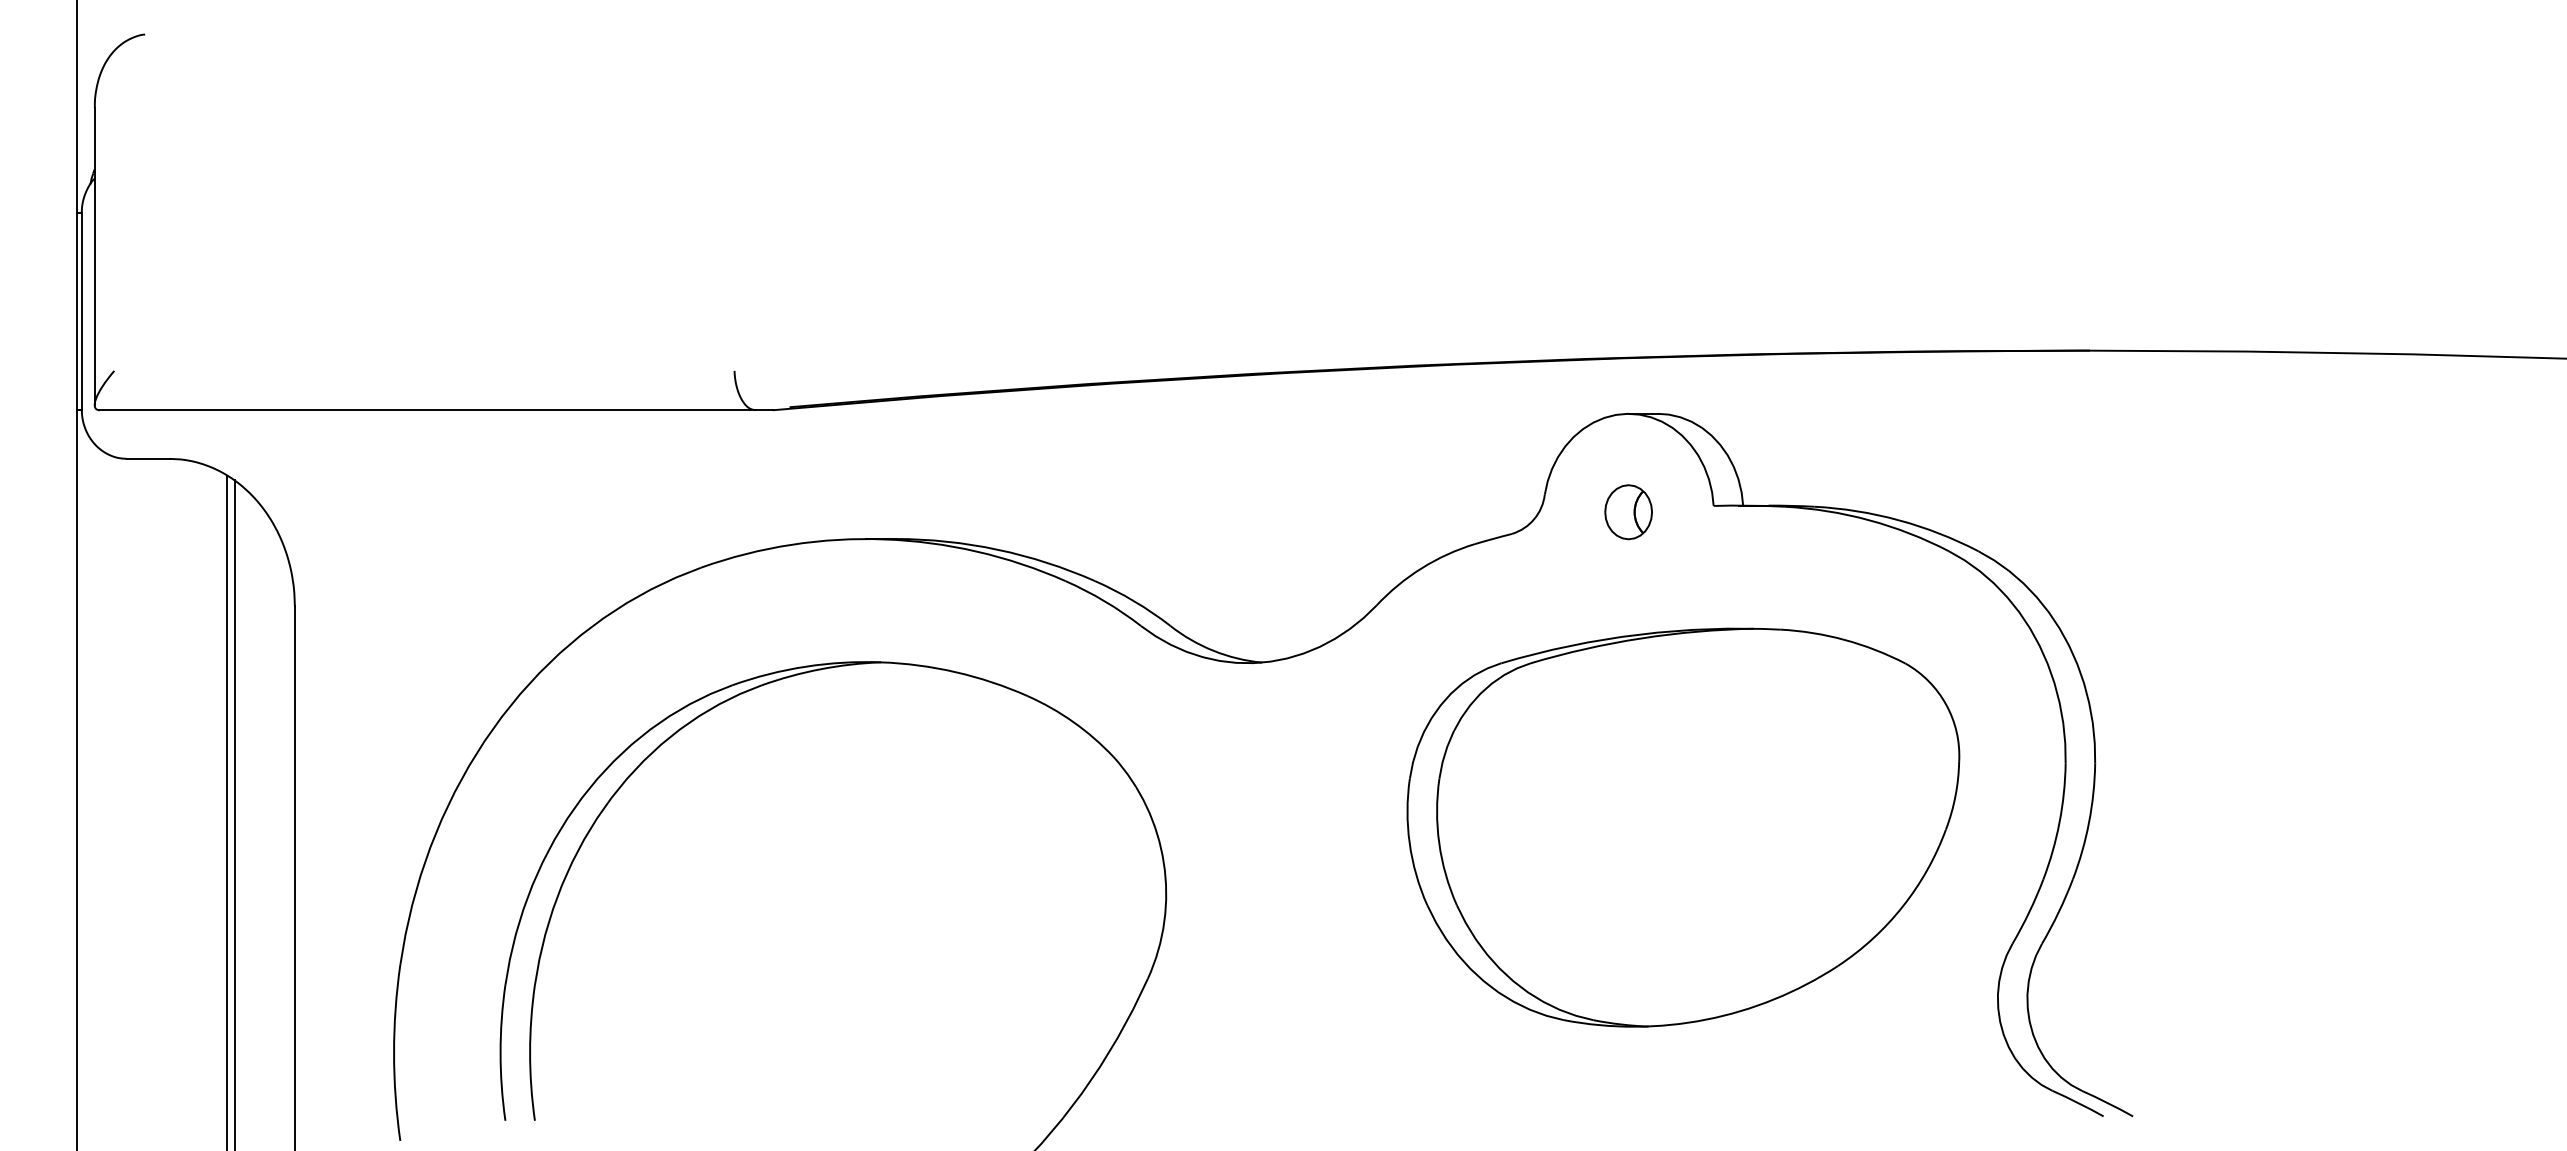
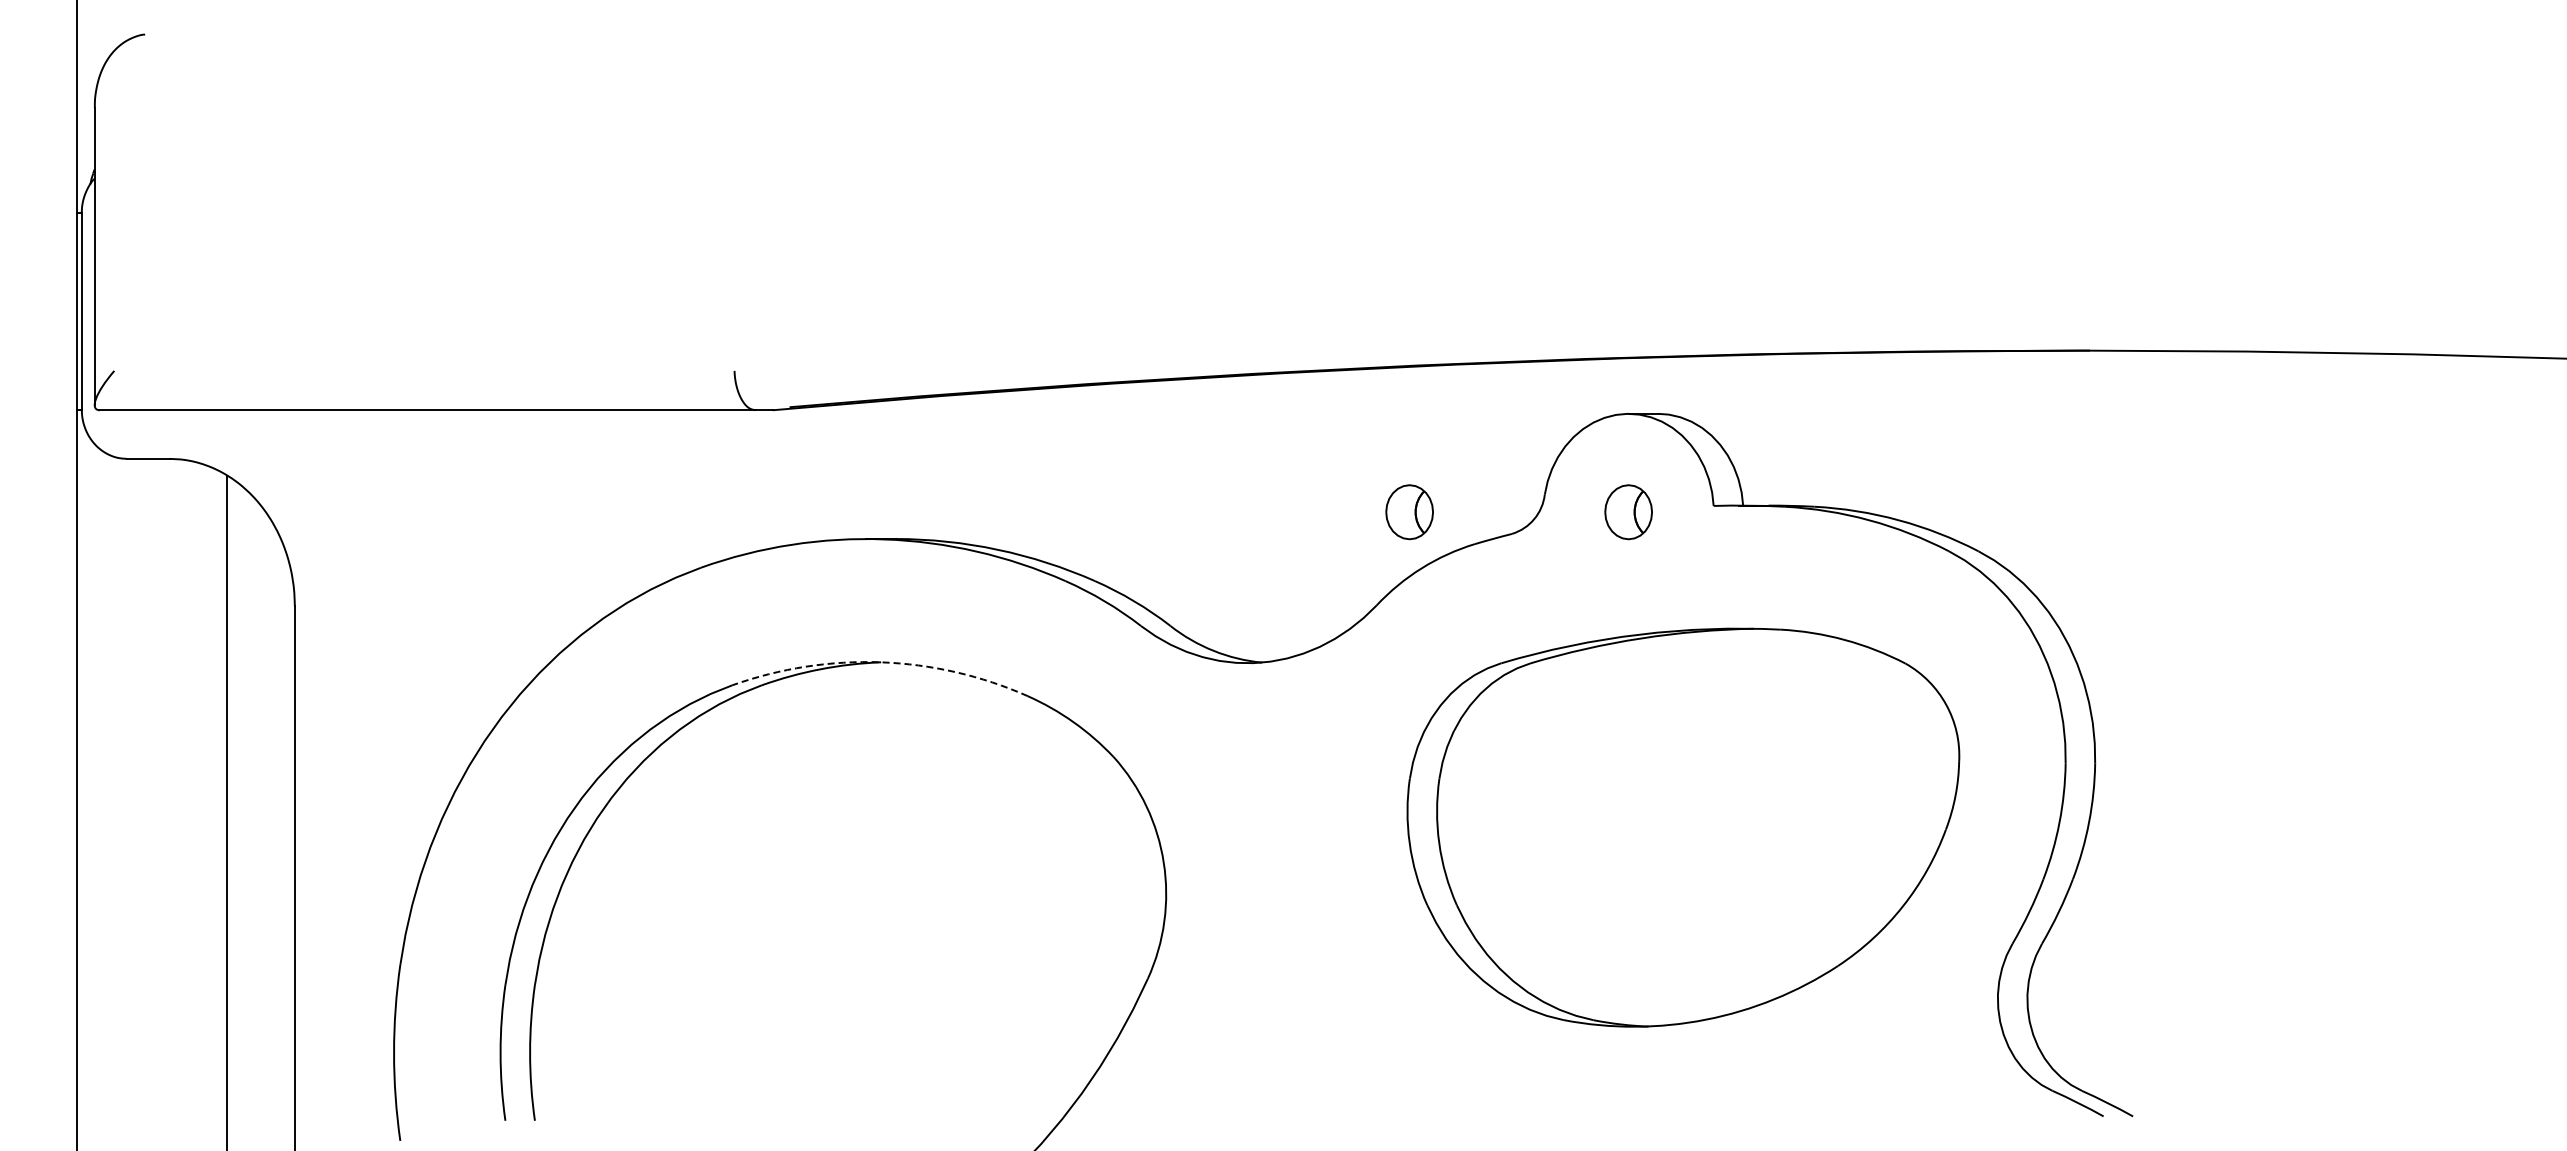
part: none -> present (1409, 512)
arc: solid -> dashed (881, 662)
line: present -> none (234, 813)
